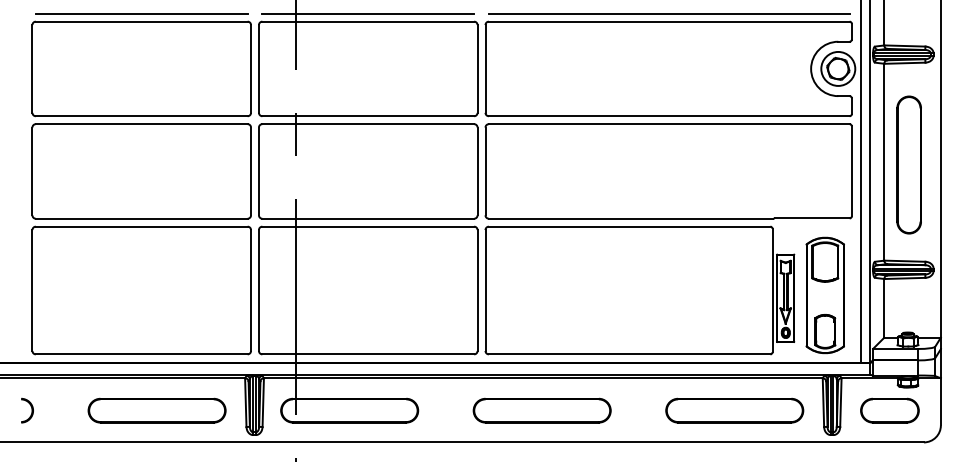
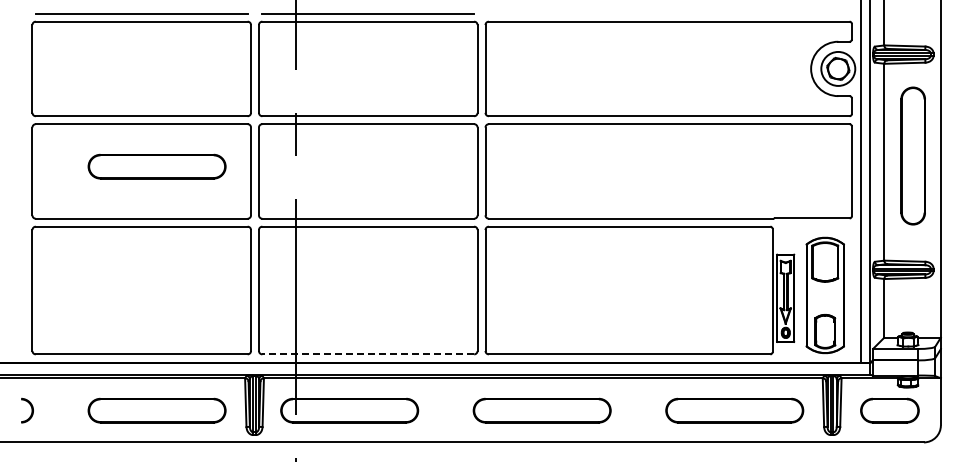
line: present -> none (668, 13)
part position: (908, 164) -> (912, 155) (912, 155)
part: none -> present (156, 166)
line: solid -> dashed (368, 354)
